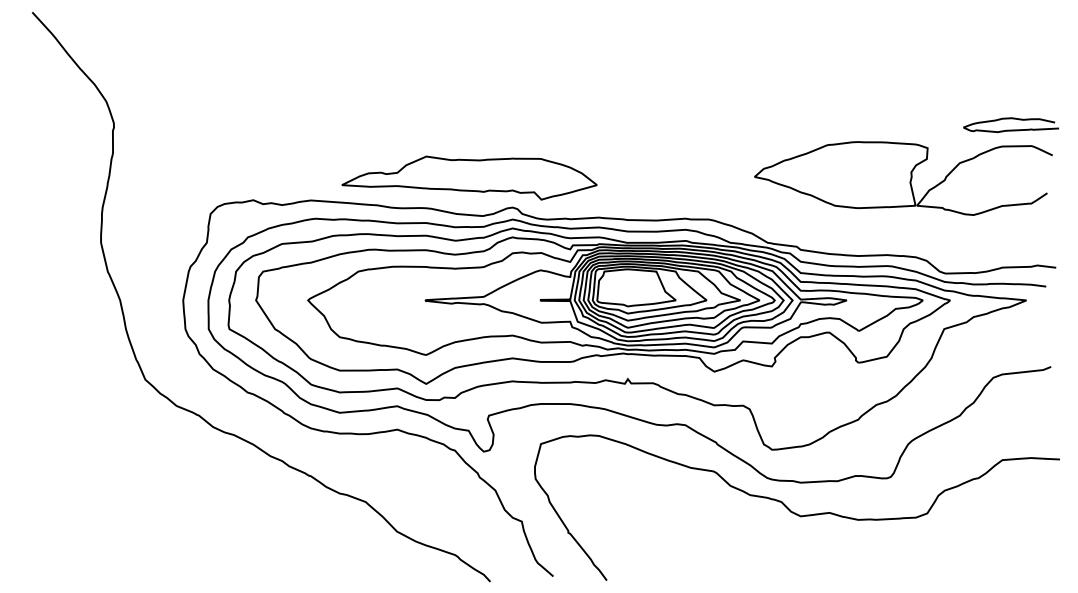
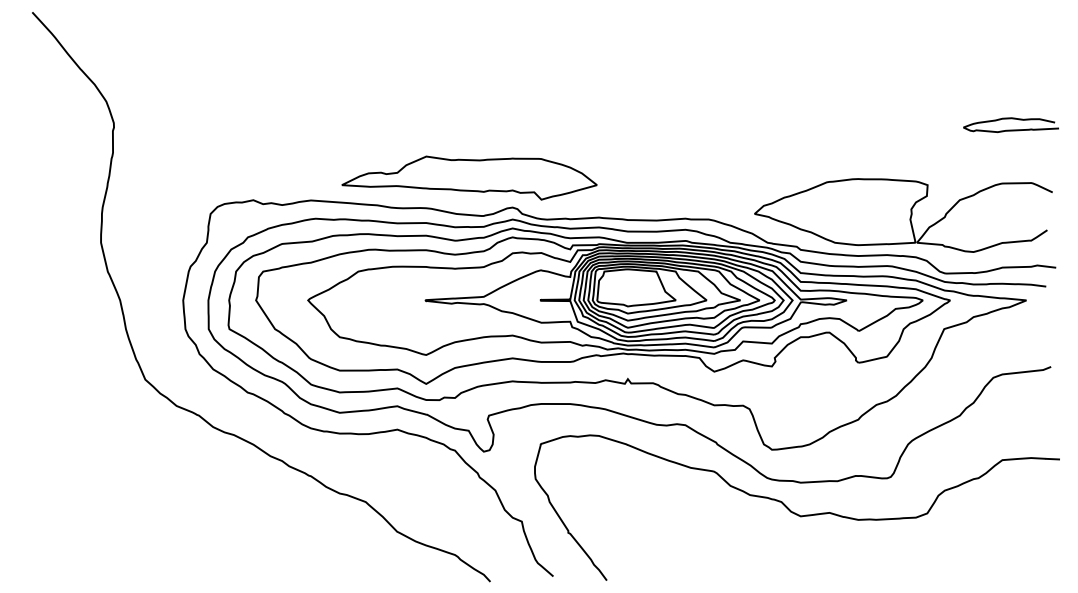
part position: (903, 178) -> (903, 215) (903, 215)
